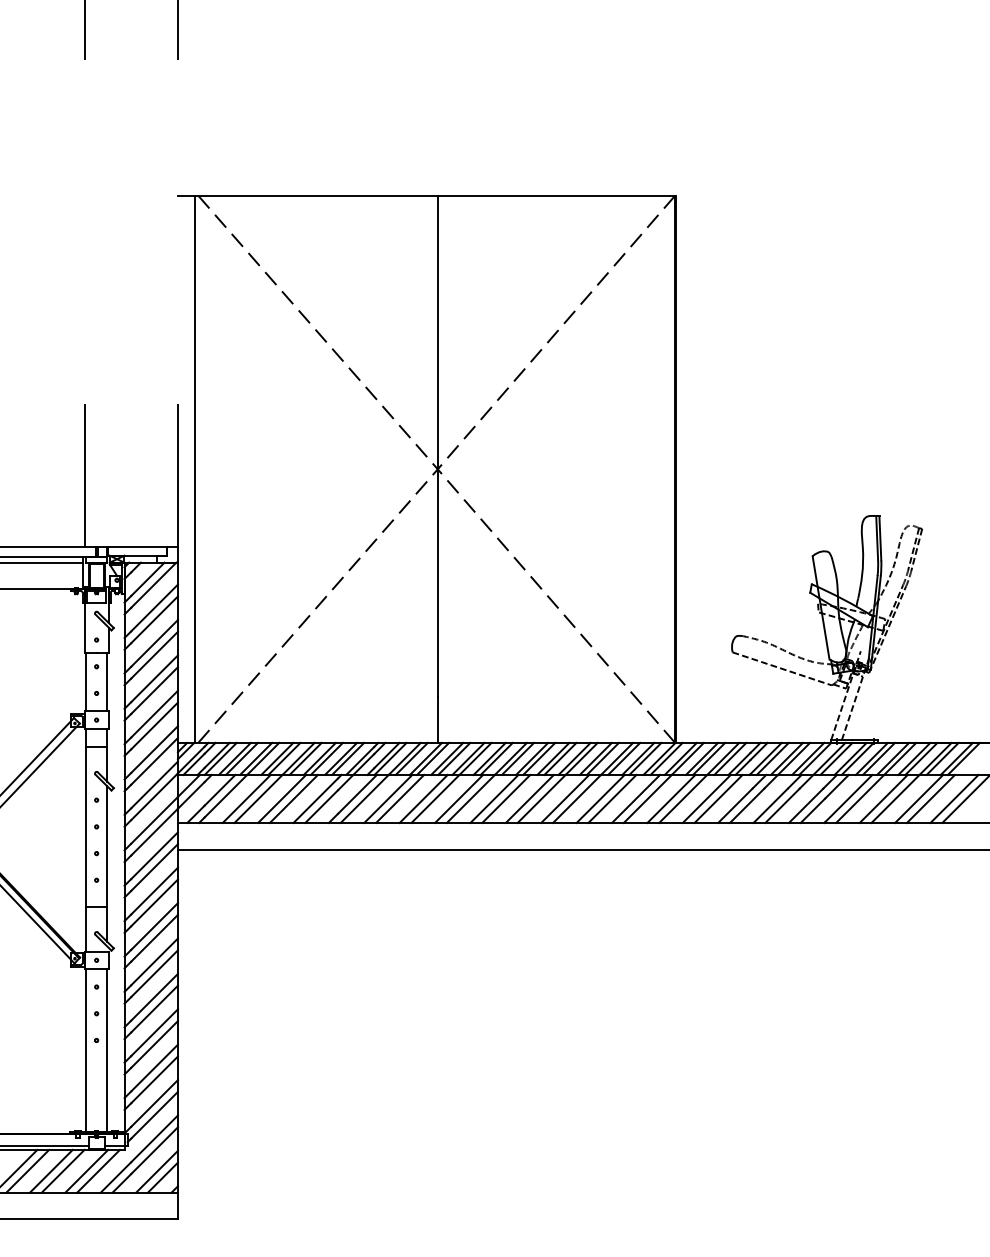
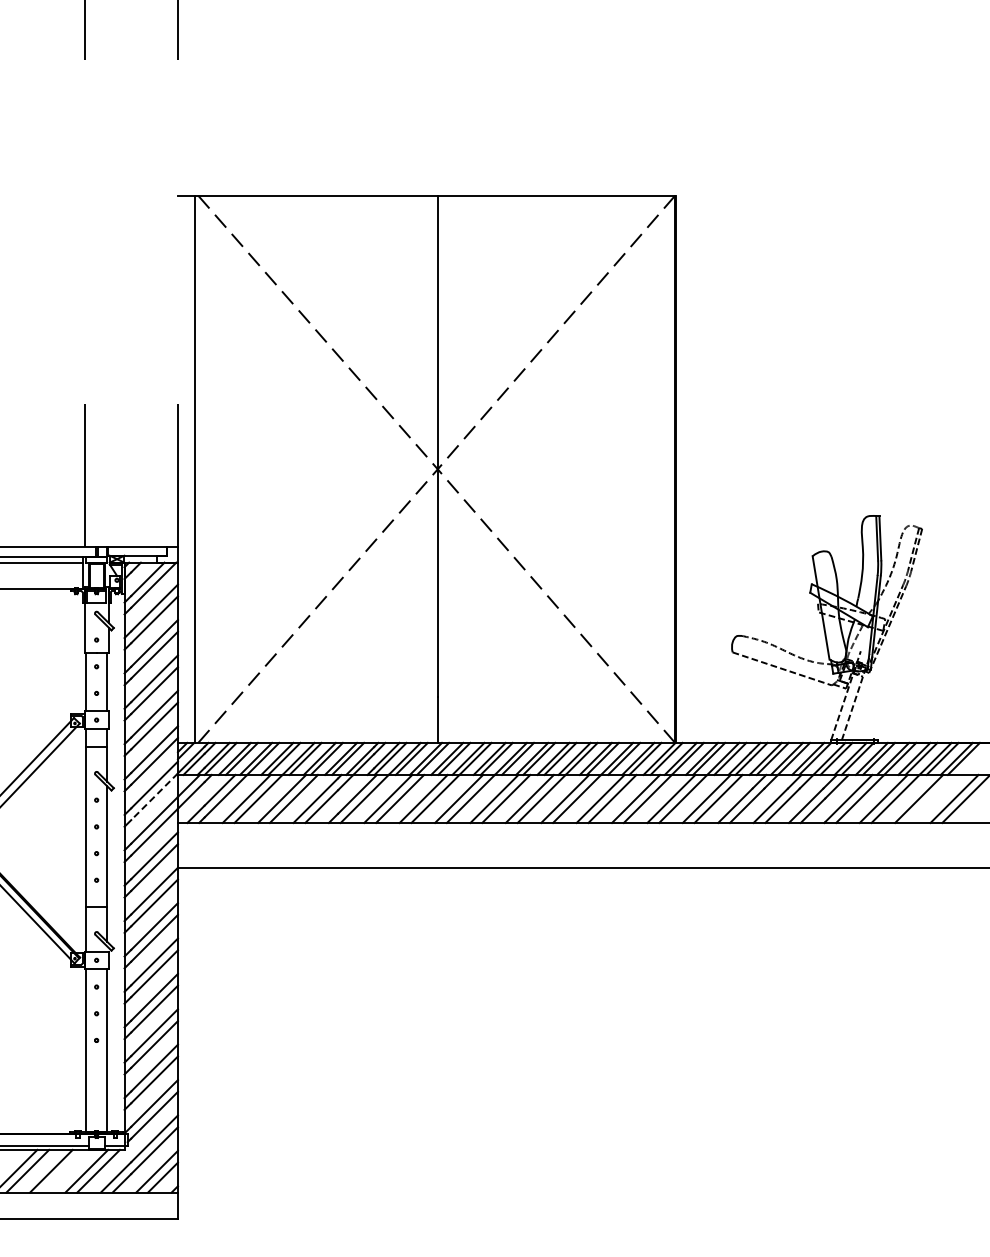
line: solid -> dashed (154, 797)
line: present -> none (930, 798)
line position: (581, 849) -> (581, 867) (581, 867)
line: present -> none (62, 1170)
